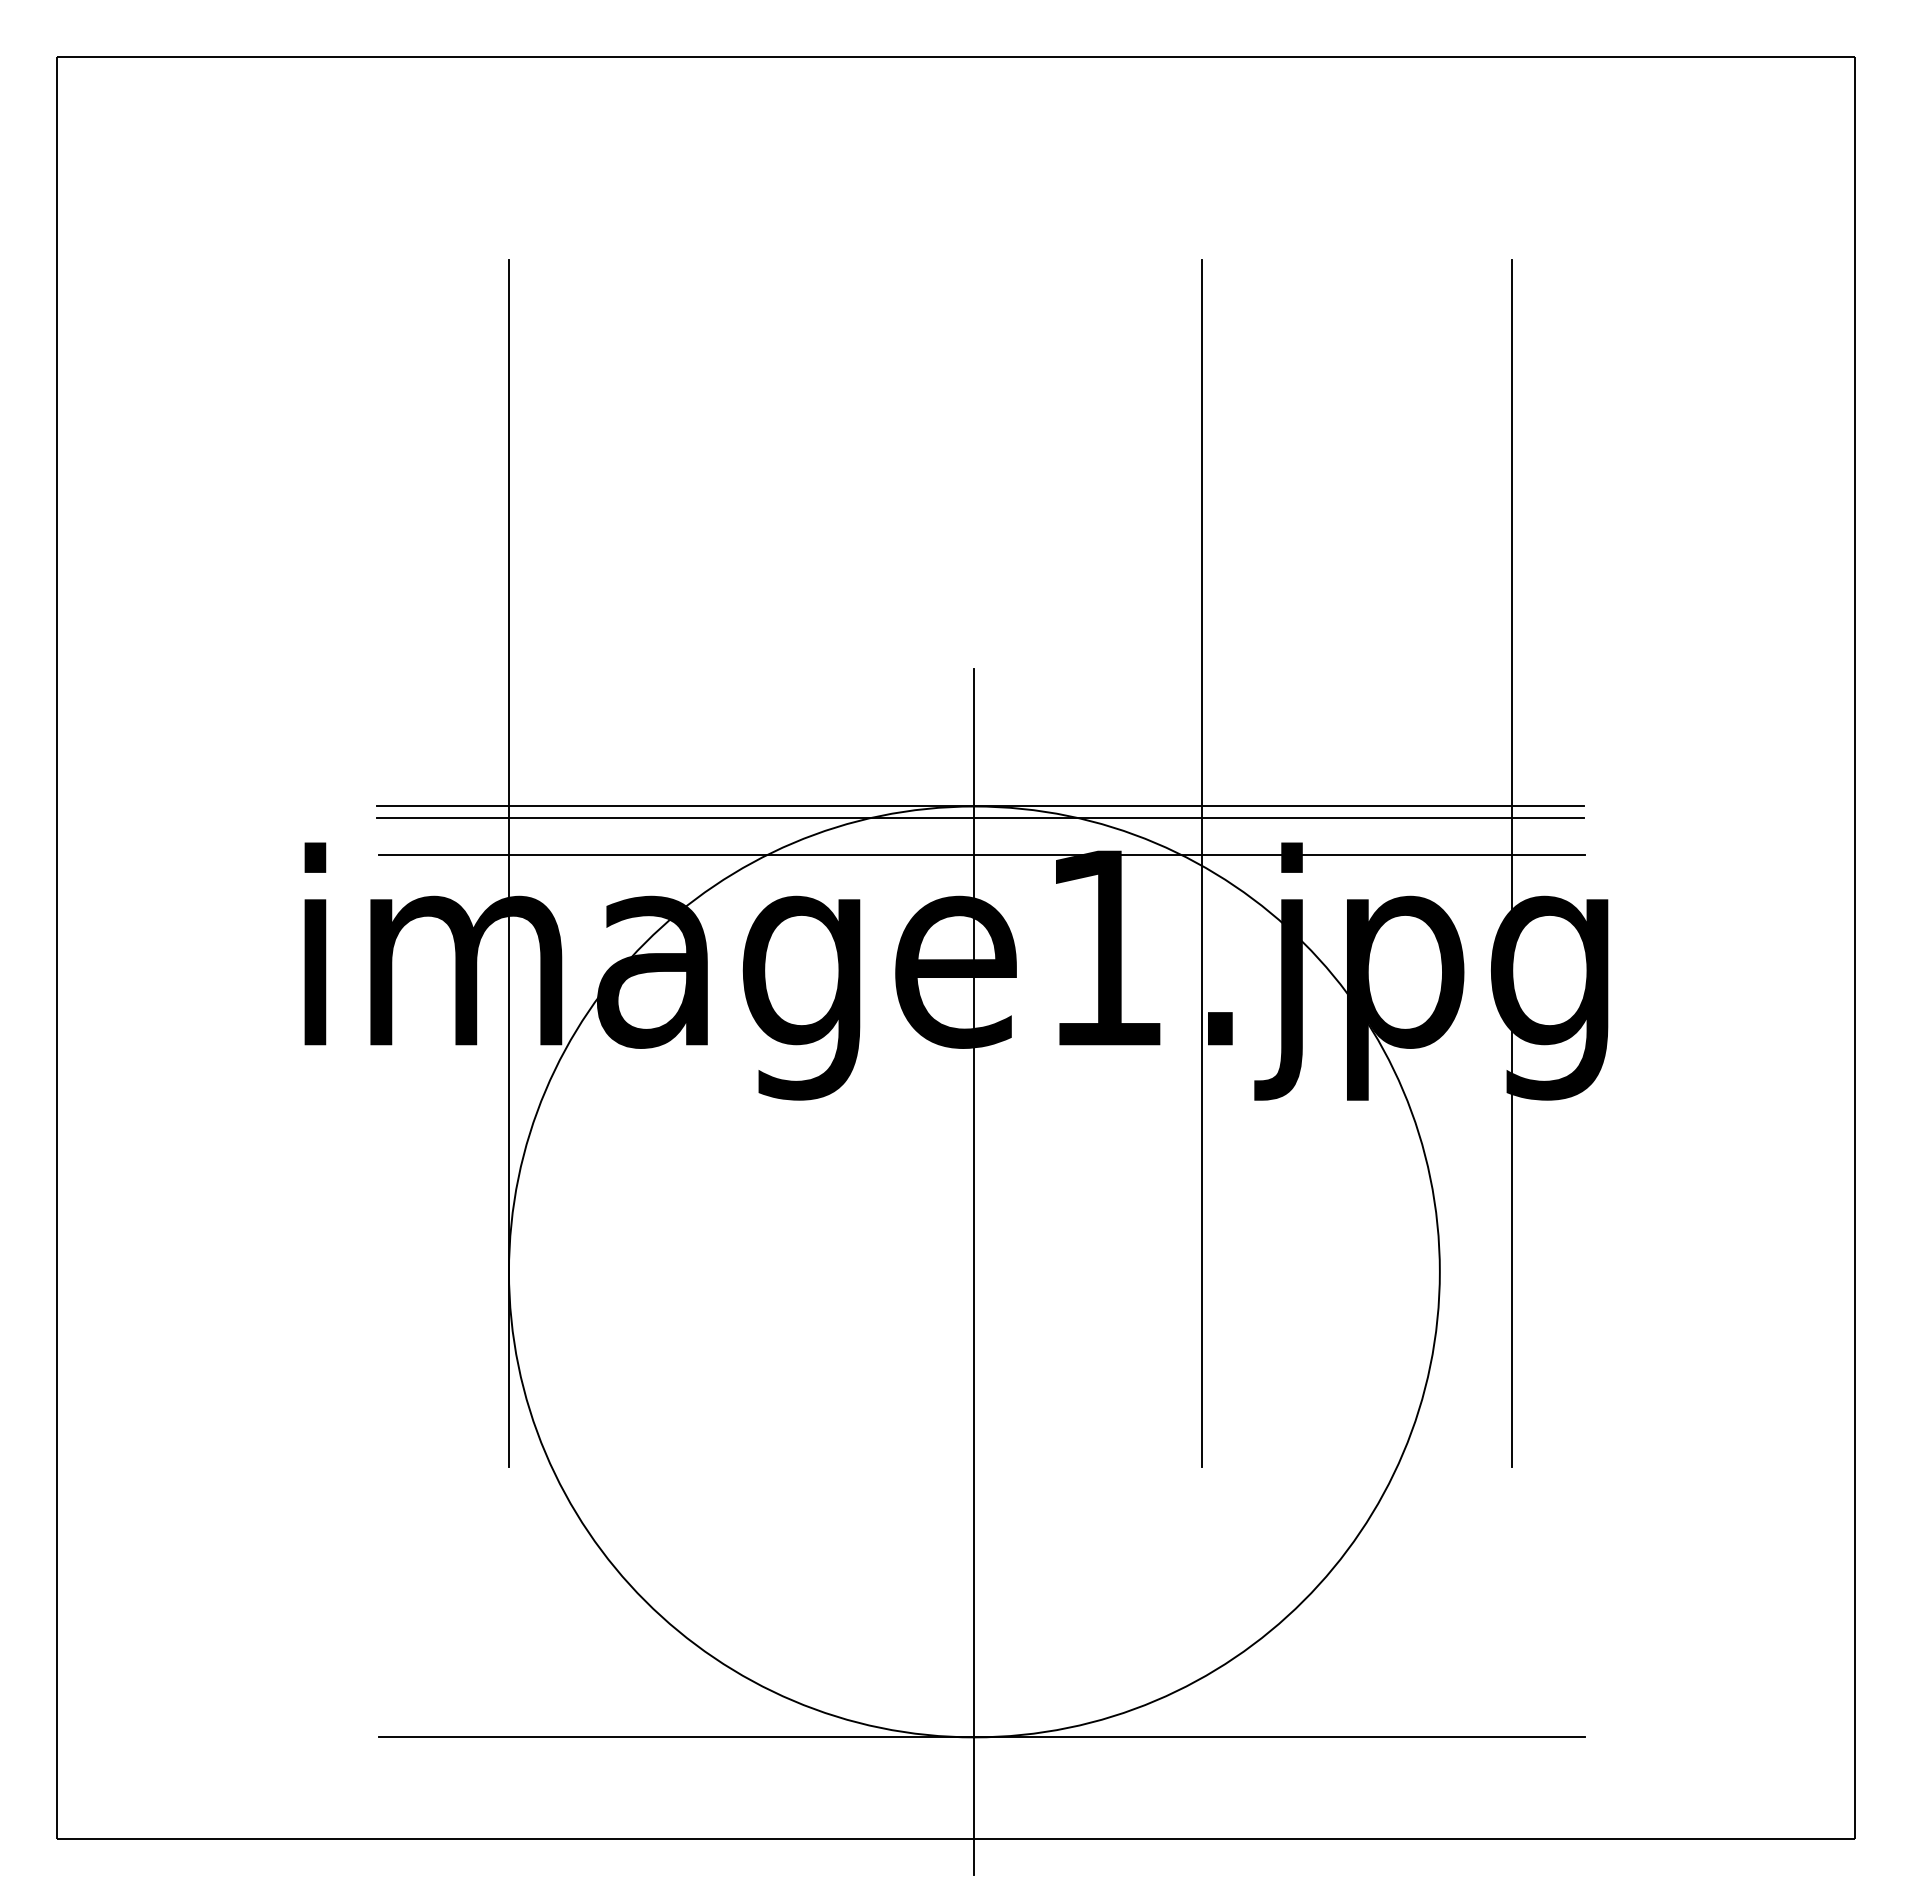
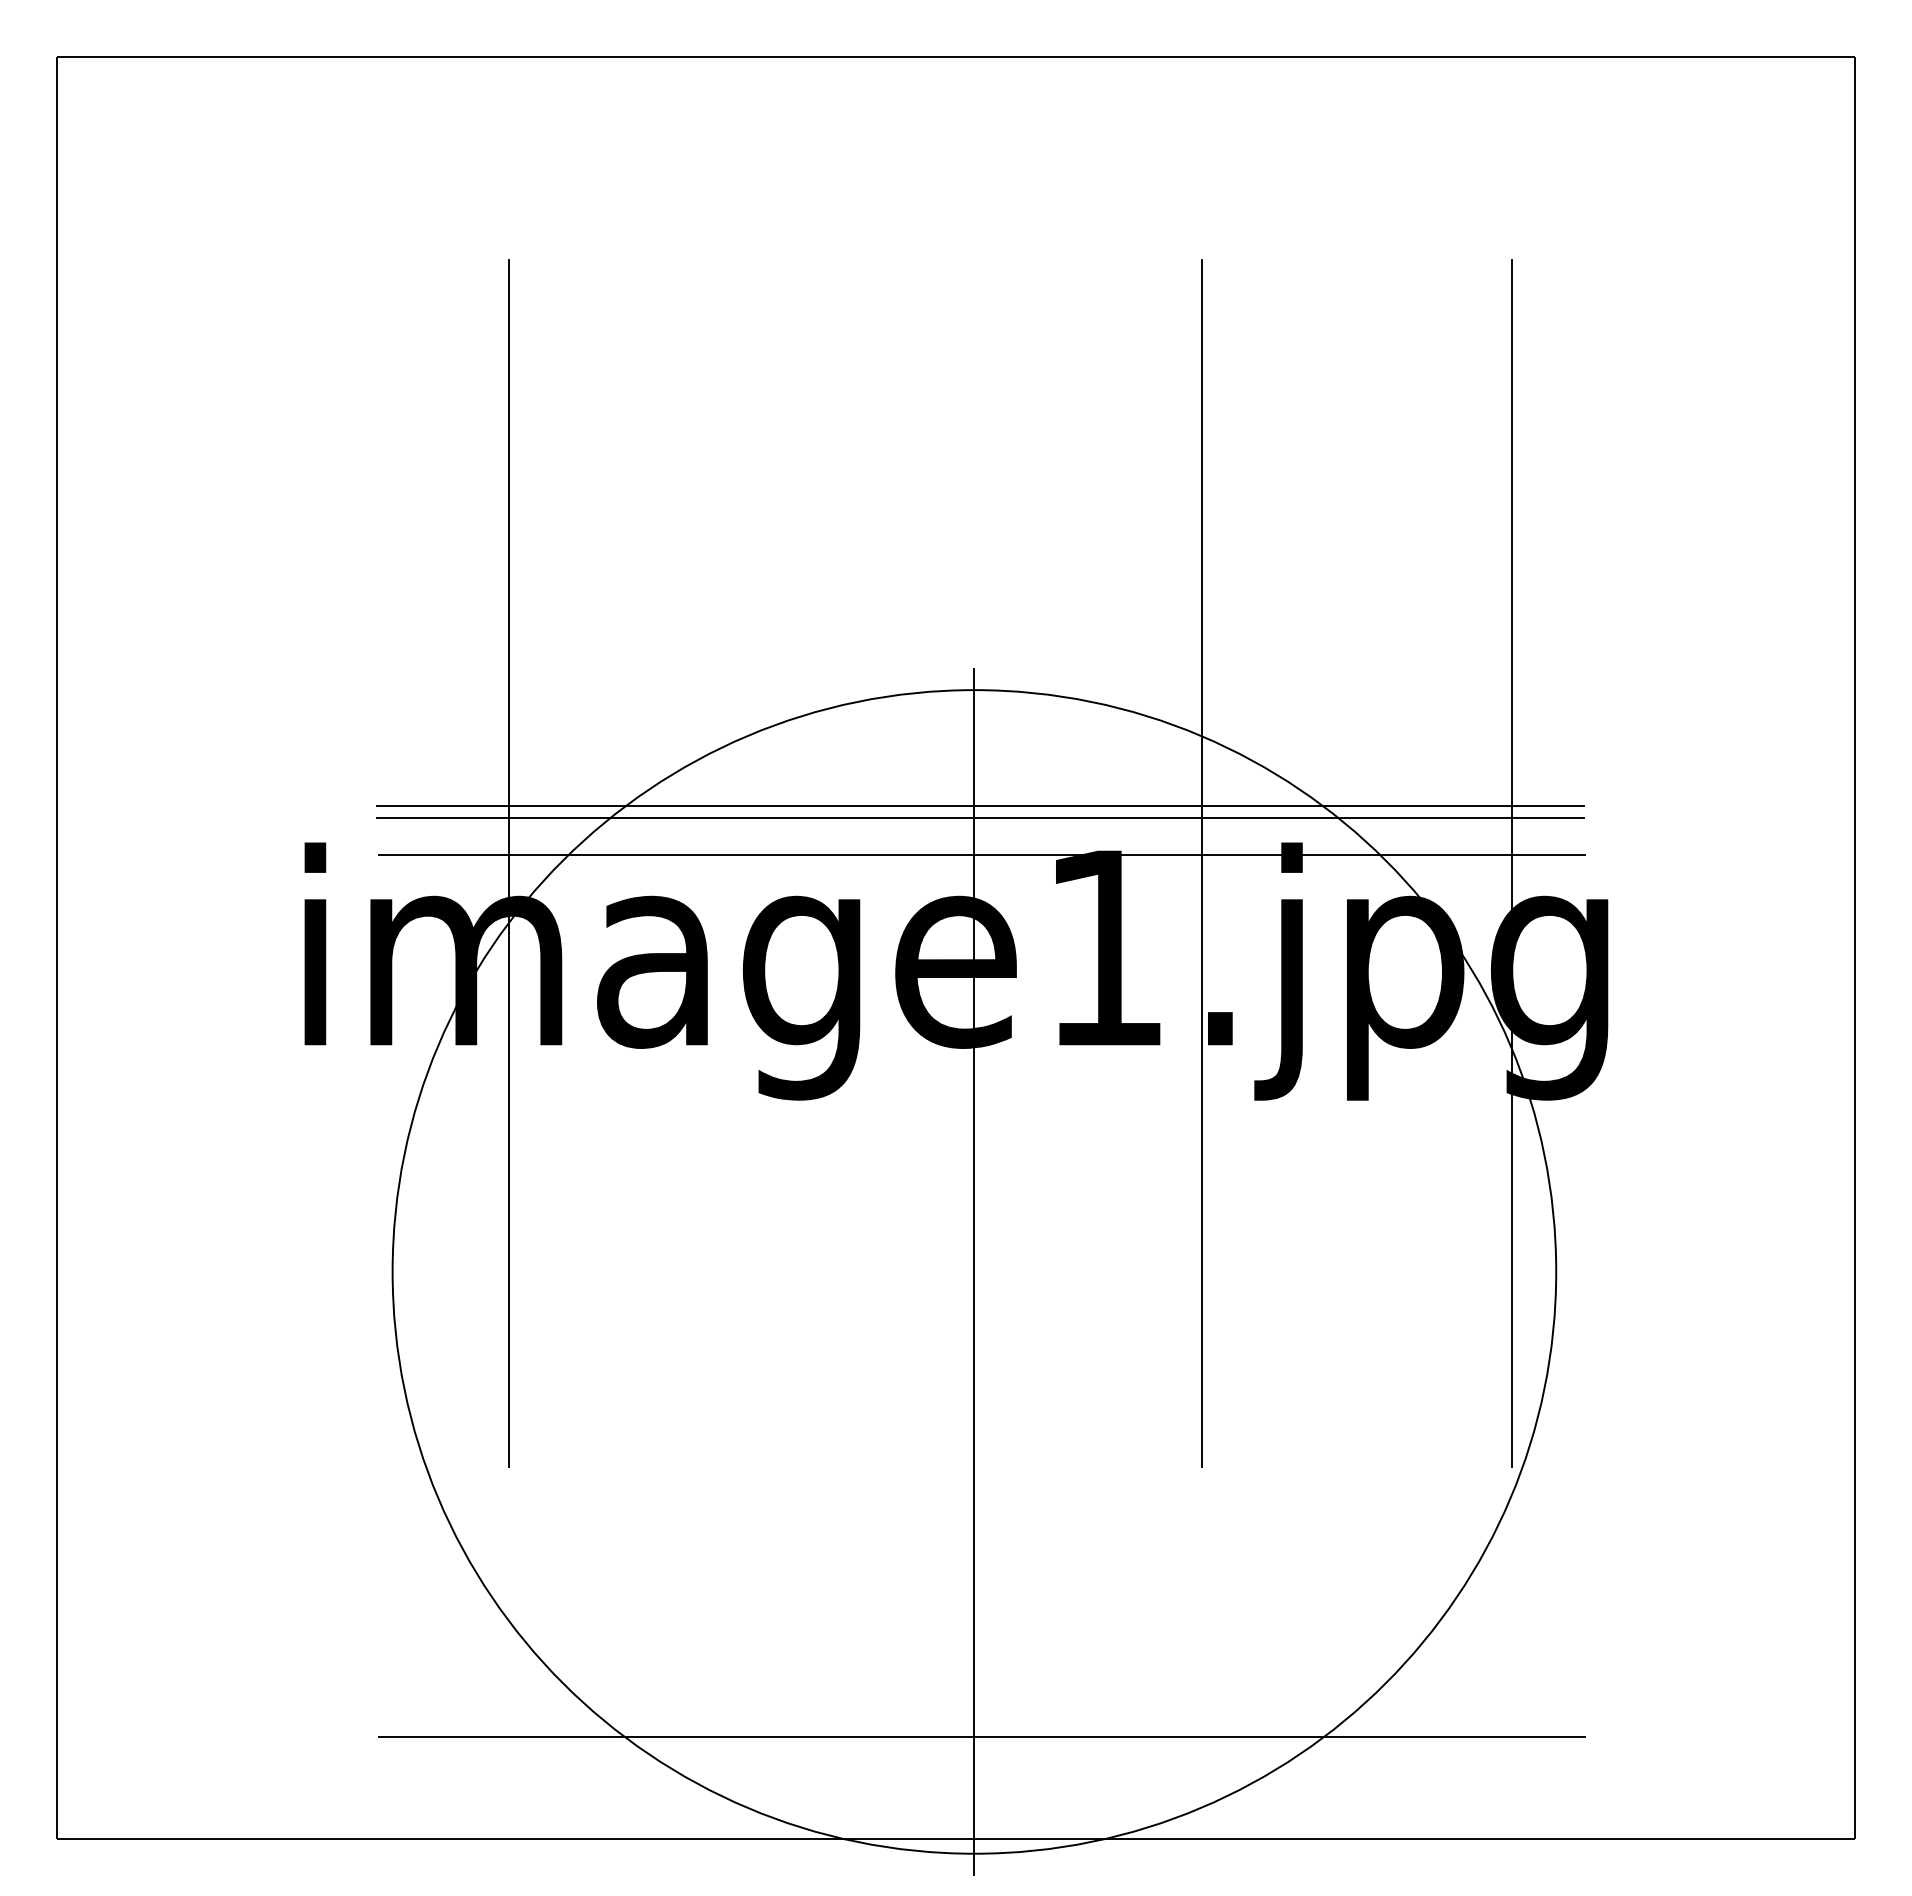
circle diameter: 931 px -> 1164 px (974, 1271)
